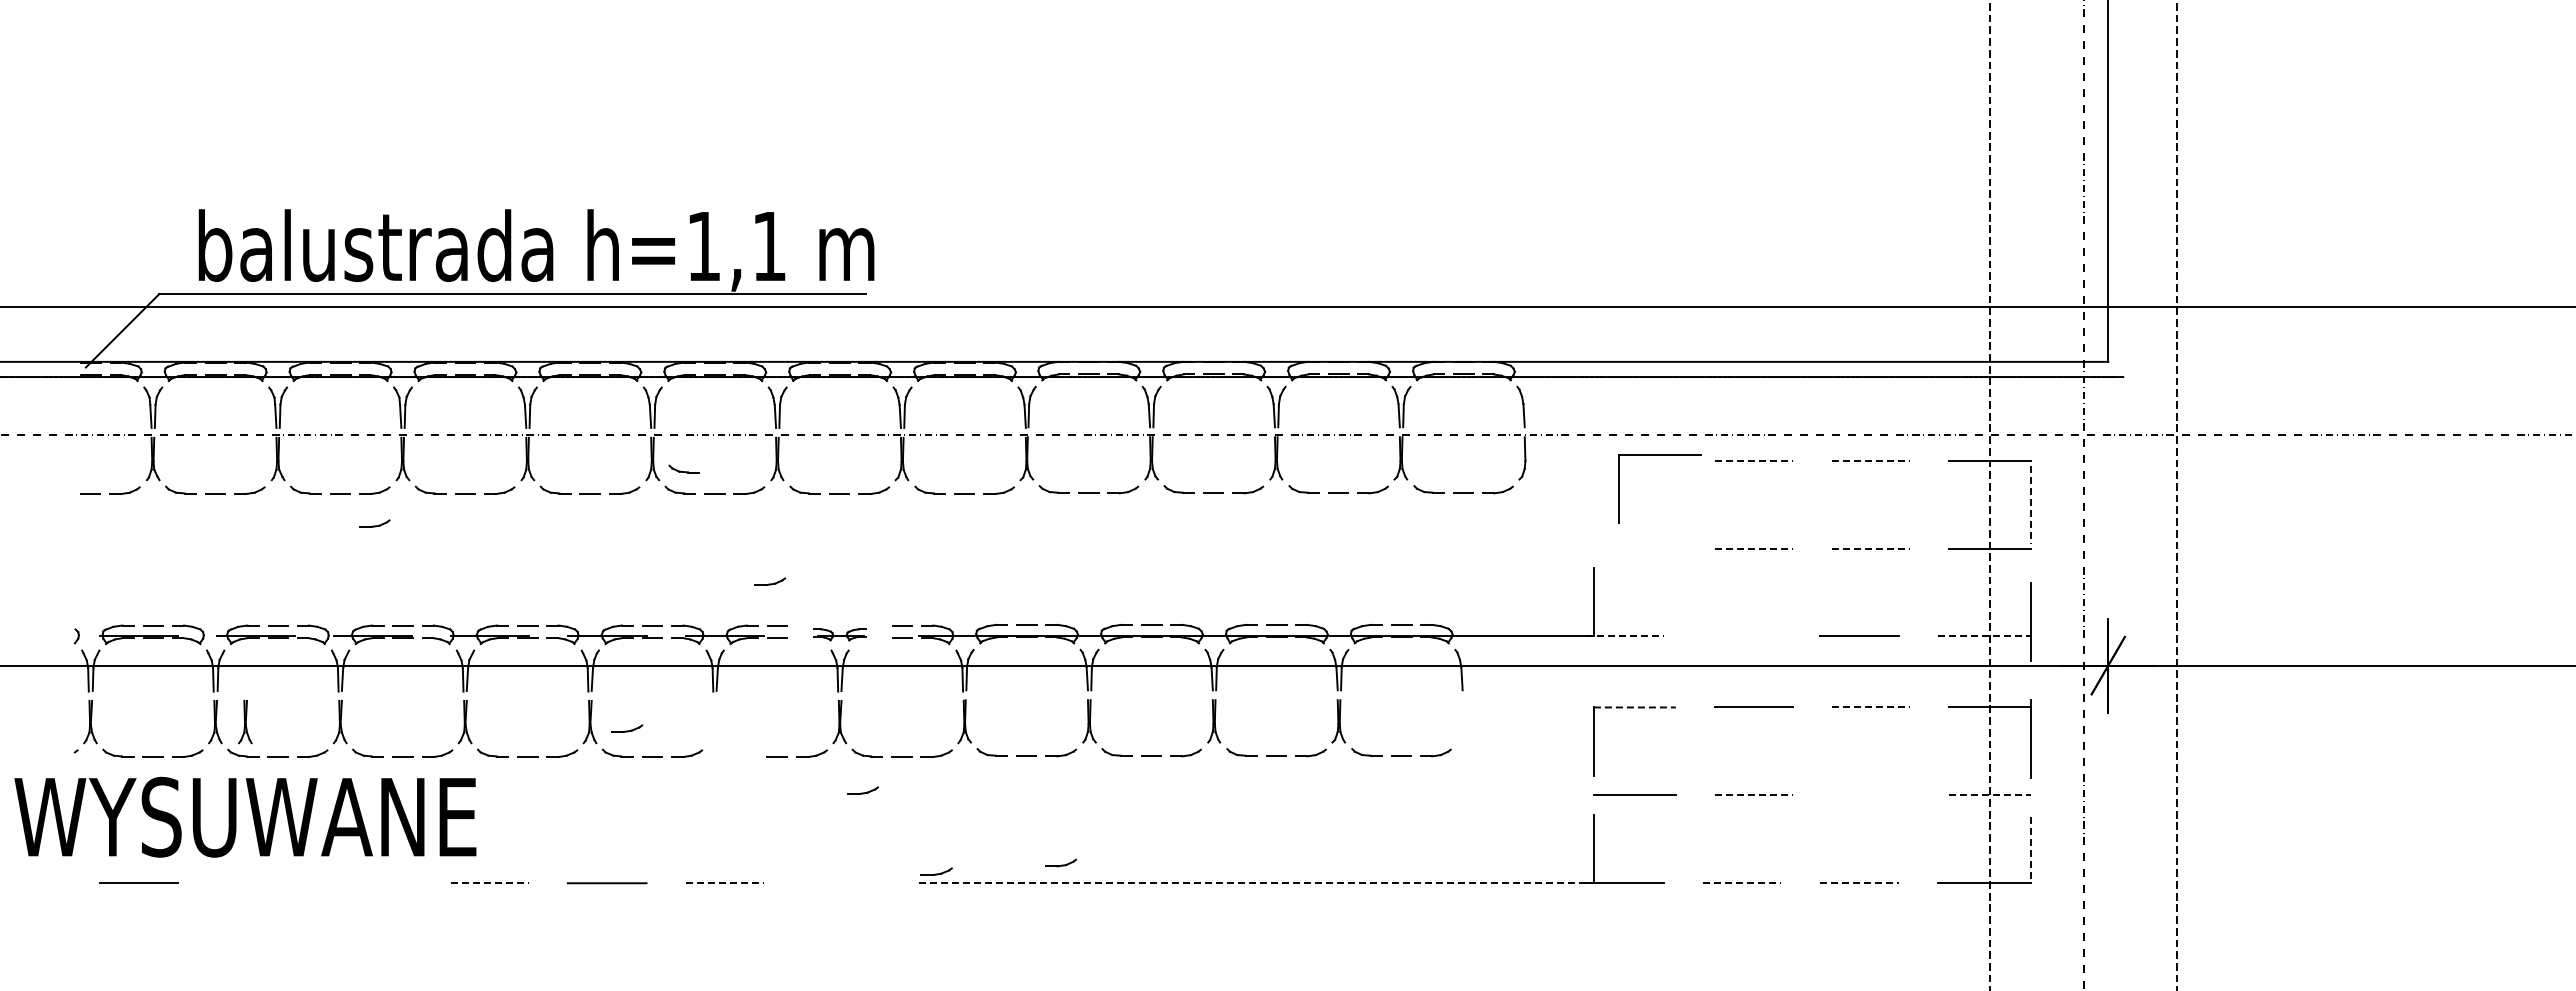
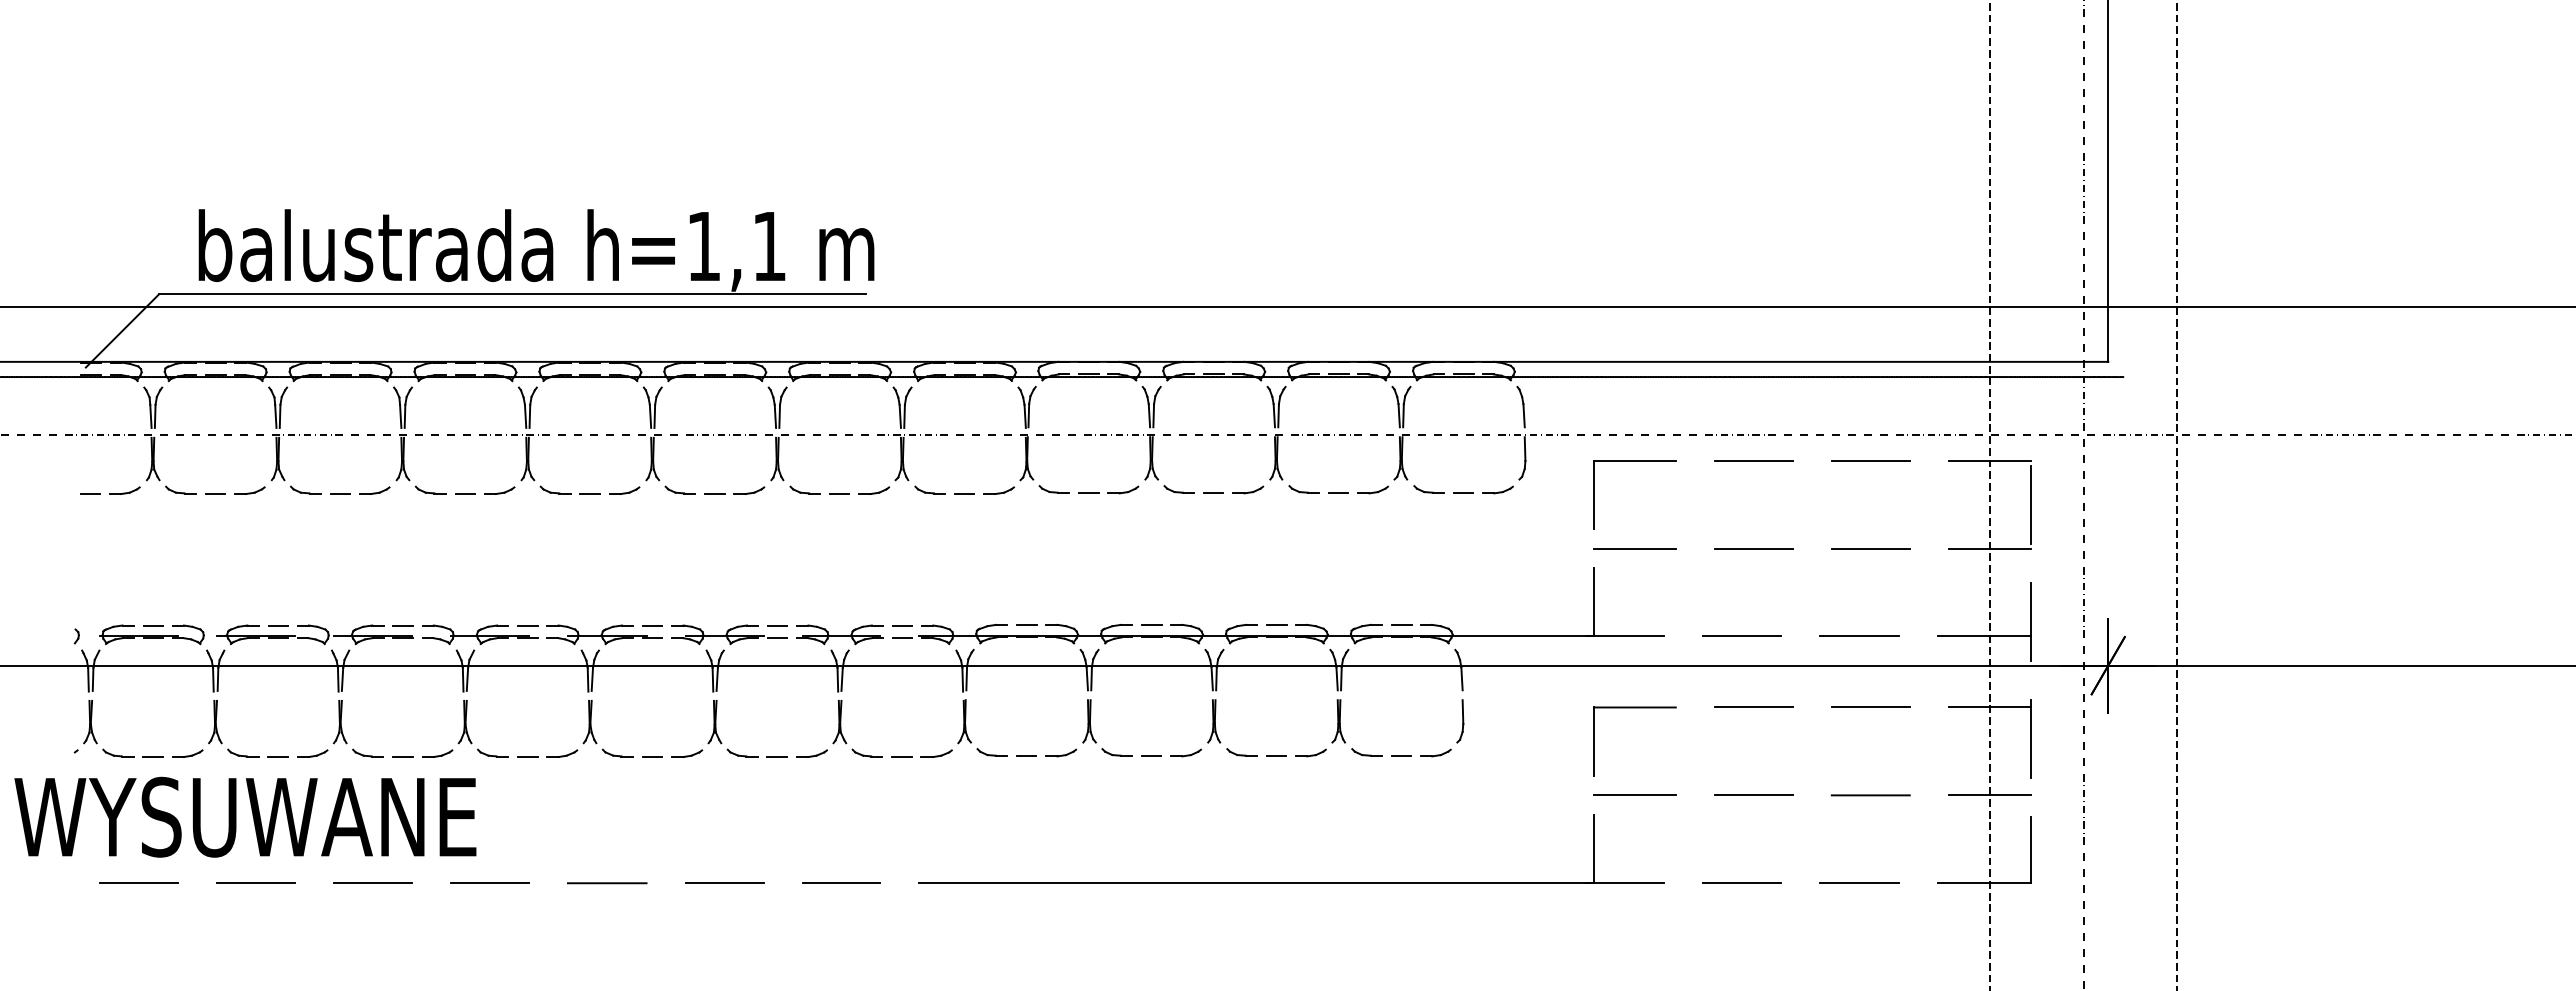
part position: (1659, 455) -> (1634, 461) (1634, 461)
line: dashed -> solid (1753, 461)
line: dashed -> solid (1870, 461)
part: present -> none (683, 468)
line: dashed -> solid (2030, 505)
part: present -> none (374, 523)
line: none -> present (1634, 548)
line: dashed -> solid (1753, 548)
line: dashed -> solid (1870, 548)
part: present -> none (770, 581)
part size: 54x14 px -> 88x22 px (839, 634)
line: dashed -> solid (1624, 636)
line: none -> present (1741, 636)
line: dashed -> solid (1984, 636)
line: dashed -> solid (1634, 707)
line: dashed -> solid (1870, 707)
part: none -> present (1460, 721)
part: present -> none (245, 722)
part: present -> none (627, 728)
part: none -> present (718, 735)
part: present -> none (862, 790)
line: dashed -> solid (1753, 795)
line: none -> present (1870, 795)
line: dashed -> solid (1989, 795)
line: dashed -> solid (2030, 850)
part: present -> none (1061, 862)
part: present -> none (936, 871)
line: none -> present (372, 882)
line: none -> present (255, 883)
line: dashed -> solid (489, 883)
line: dashed -> solid (724, 883)
line: none -> present (841, 883)
line: dashed -> solid (1257, 883)
line: dashed -> solid (1741, 883)
line: dashed -> solid (1859, 883)
